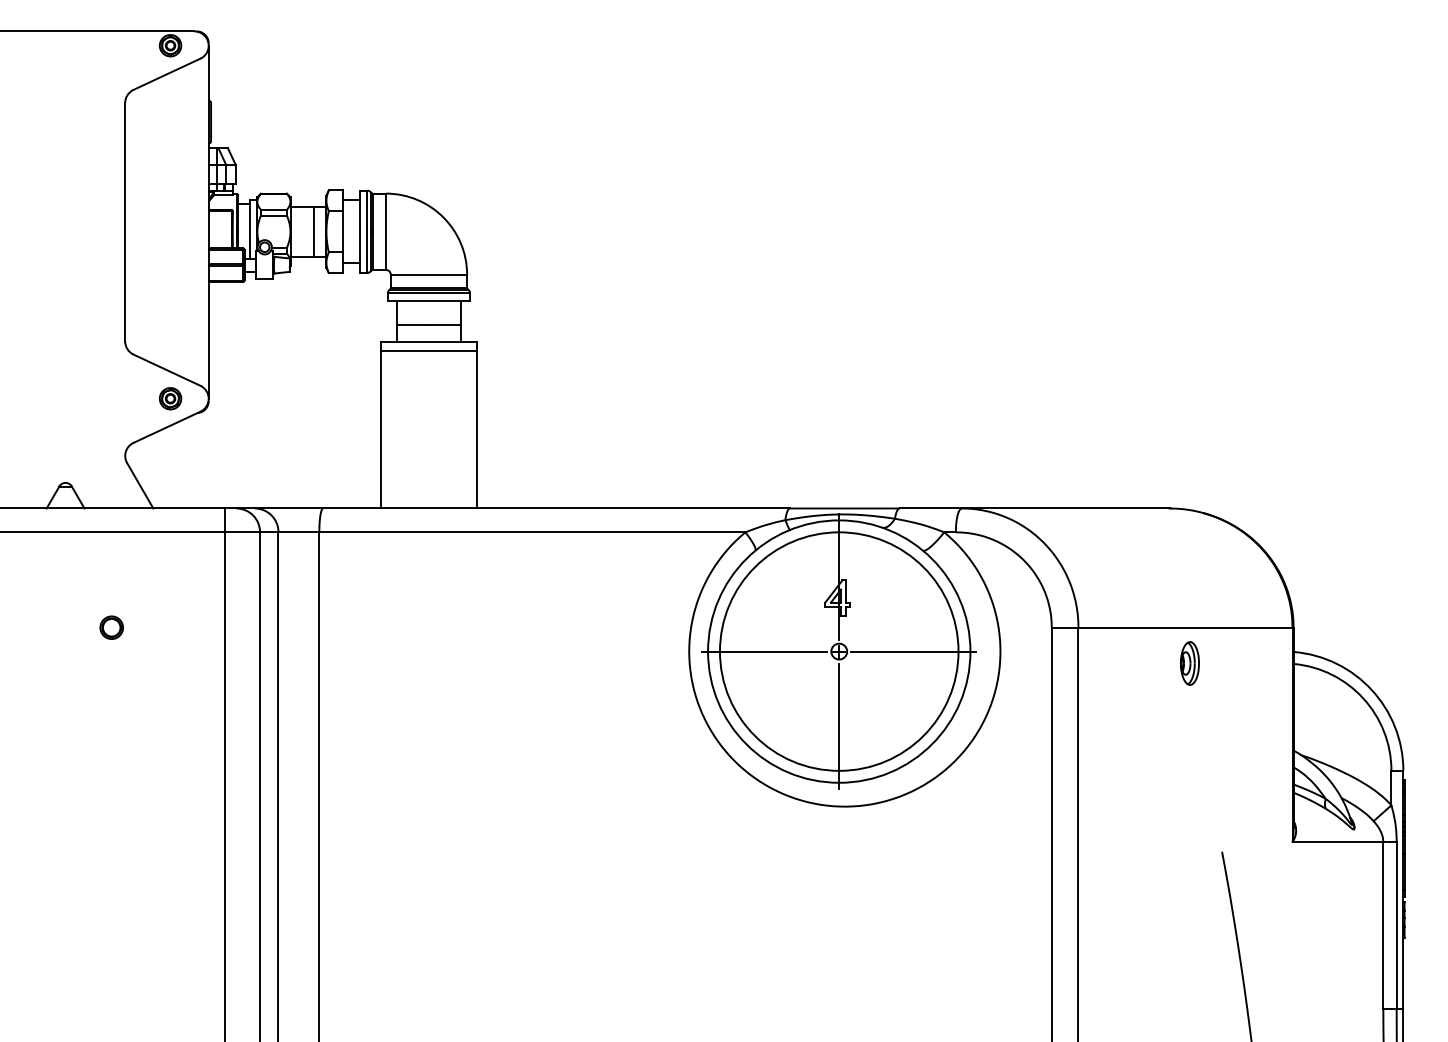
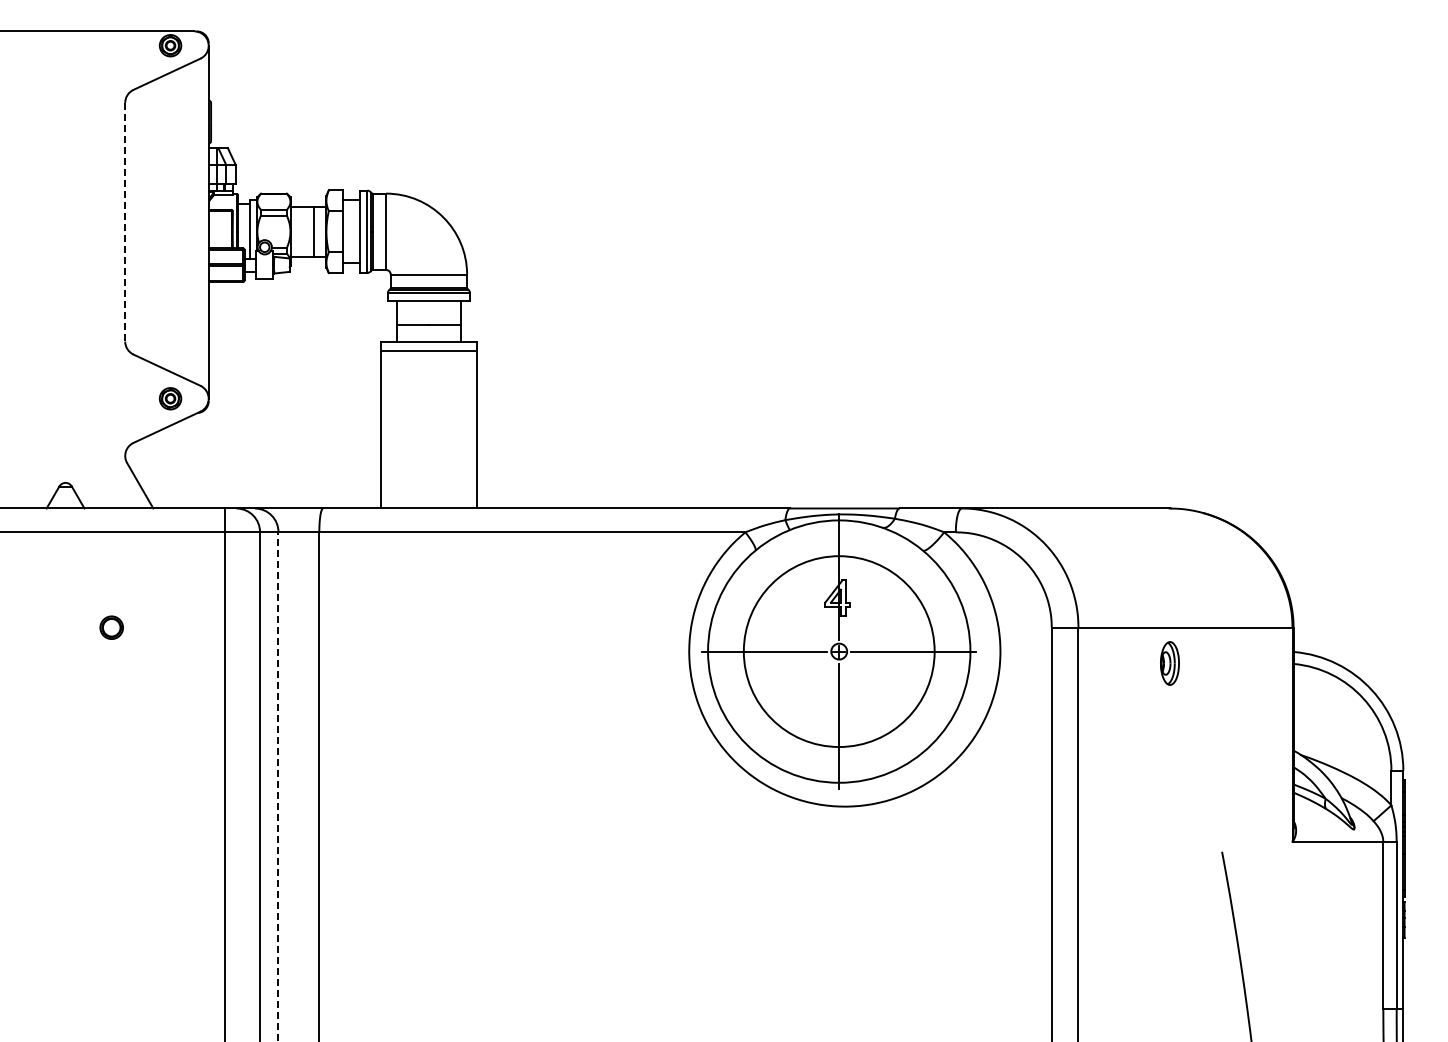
line: solid -> dashed (125, 222)
circle diameter: 239 px -> 191 px (838, 651)
part position: (1189, 663) -> (1169, 663) (1169, 663)
line: solid -> dashed (278, 786)
